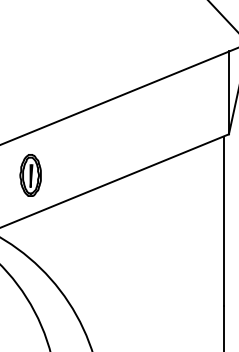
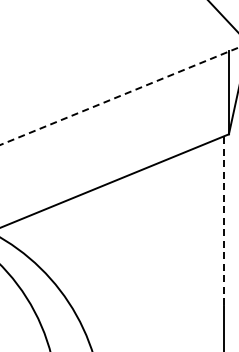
line: solid -> dashed (119, 96)
part: present -> none (30, 175)
line: solid -> dashed (224, 221)
